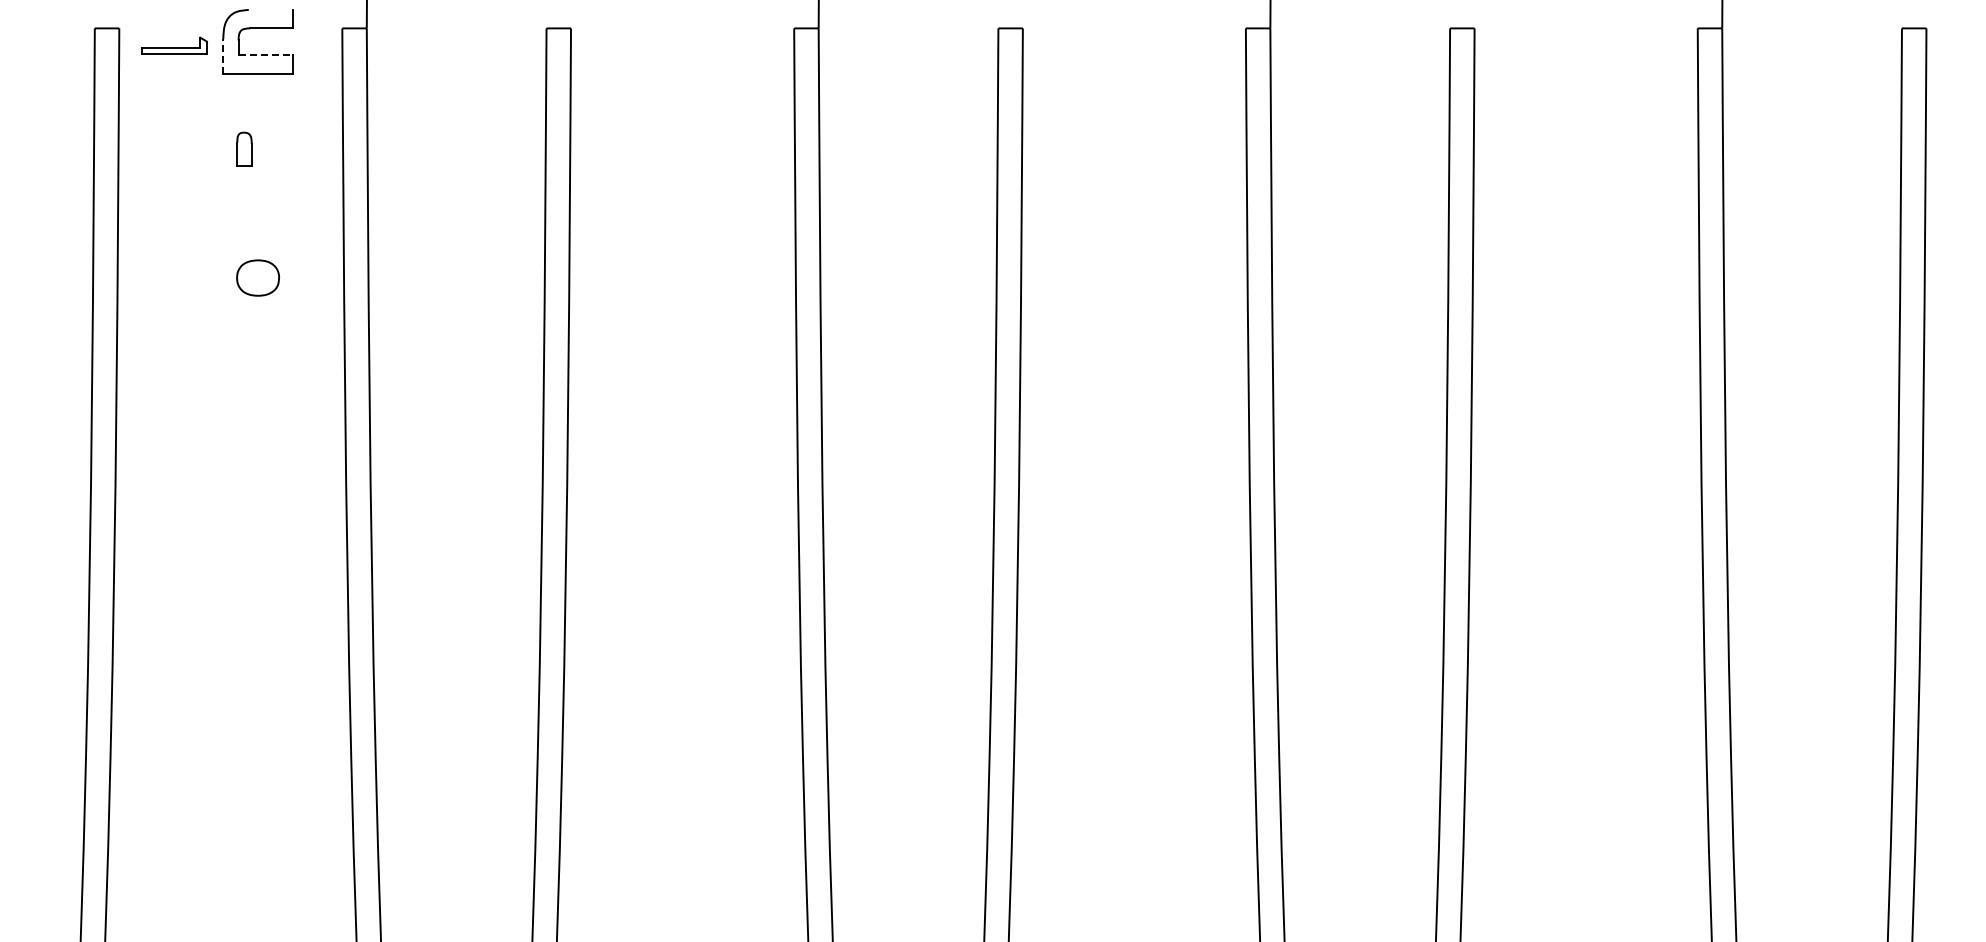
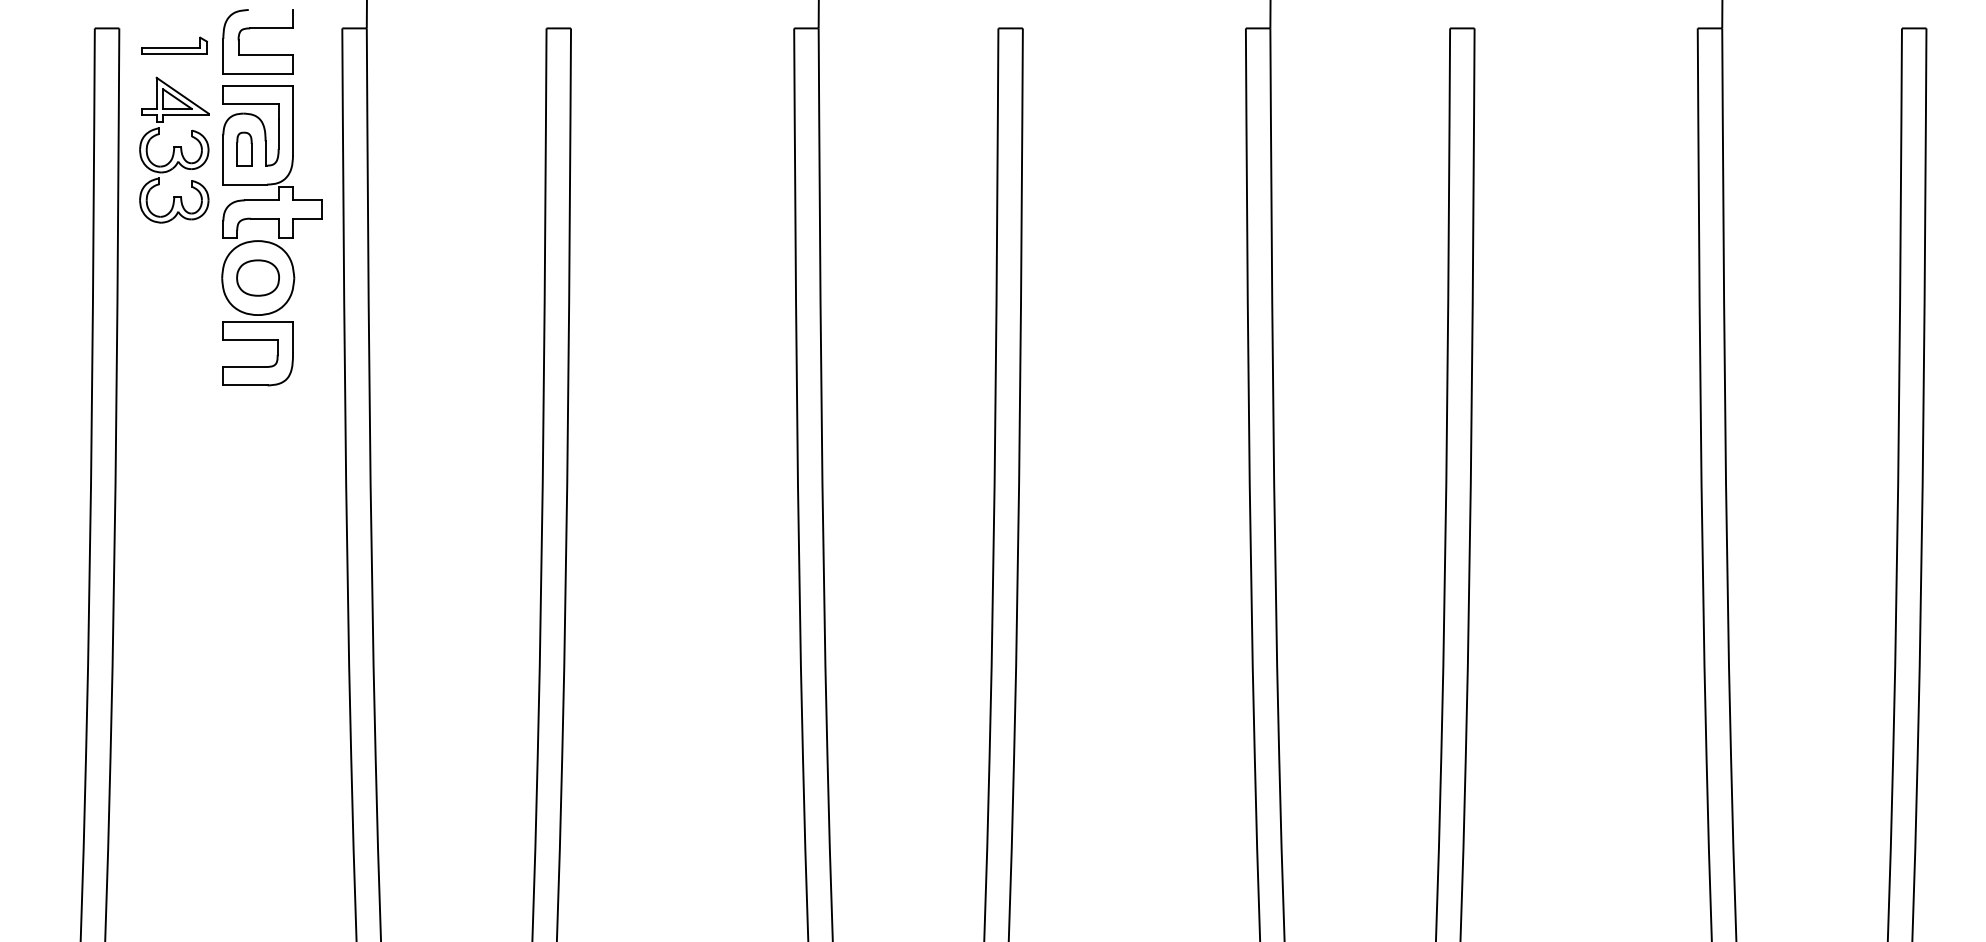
line: dashed -> solid (223, 55)
line: dashed -> solid (266, 55)
part: none -> present (174, 149)
part: none -> present (270, 241)
